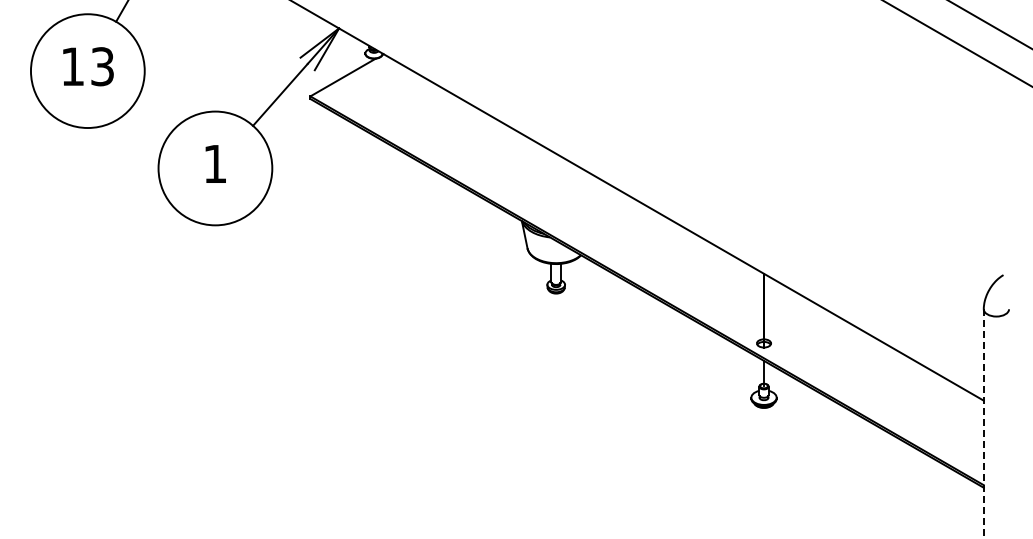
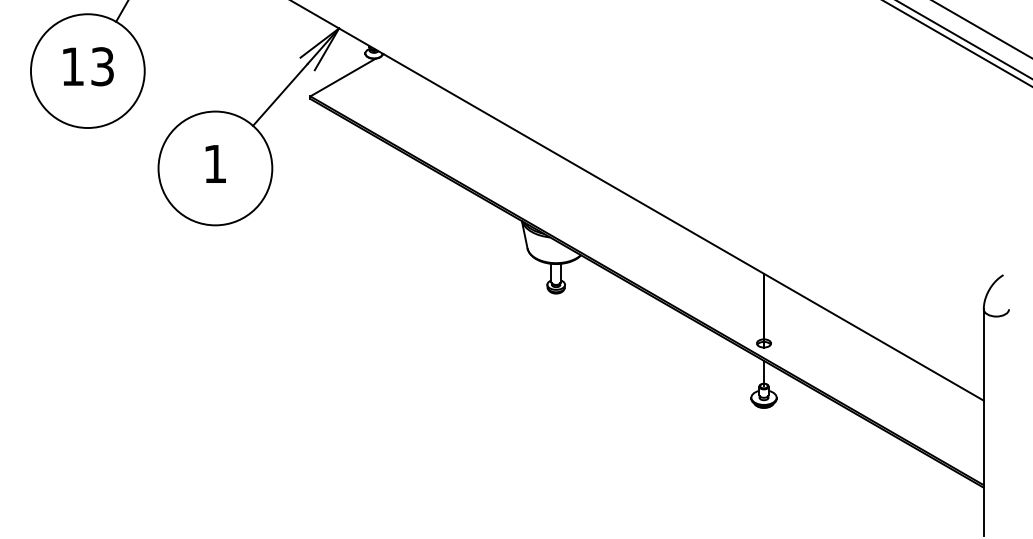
line position: (989, 24) -> (981, 29) (981, 29)
line: none -> present (963, 39)
line: dashed -> solid (983, 422)
